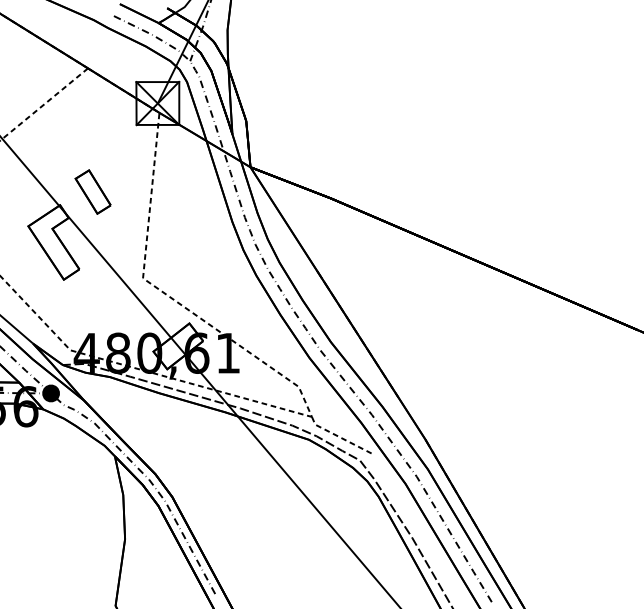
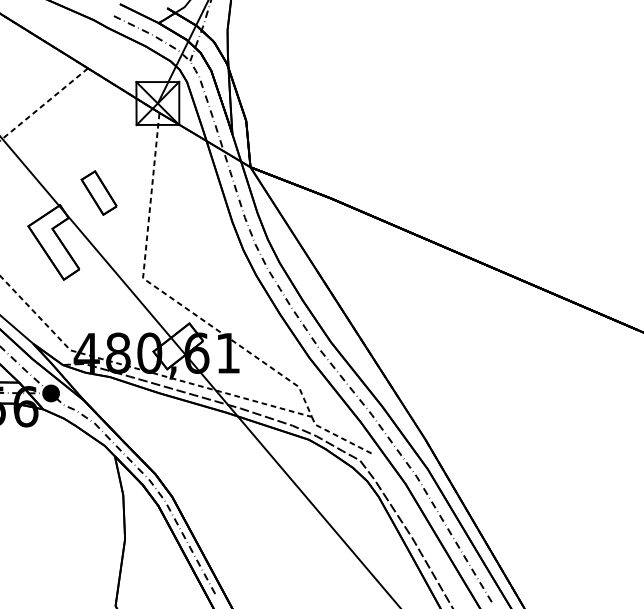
part position: (92, 191) -> (98, 192) (98, 192)
